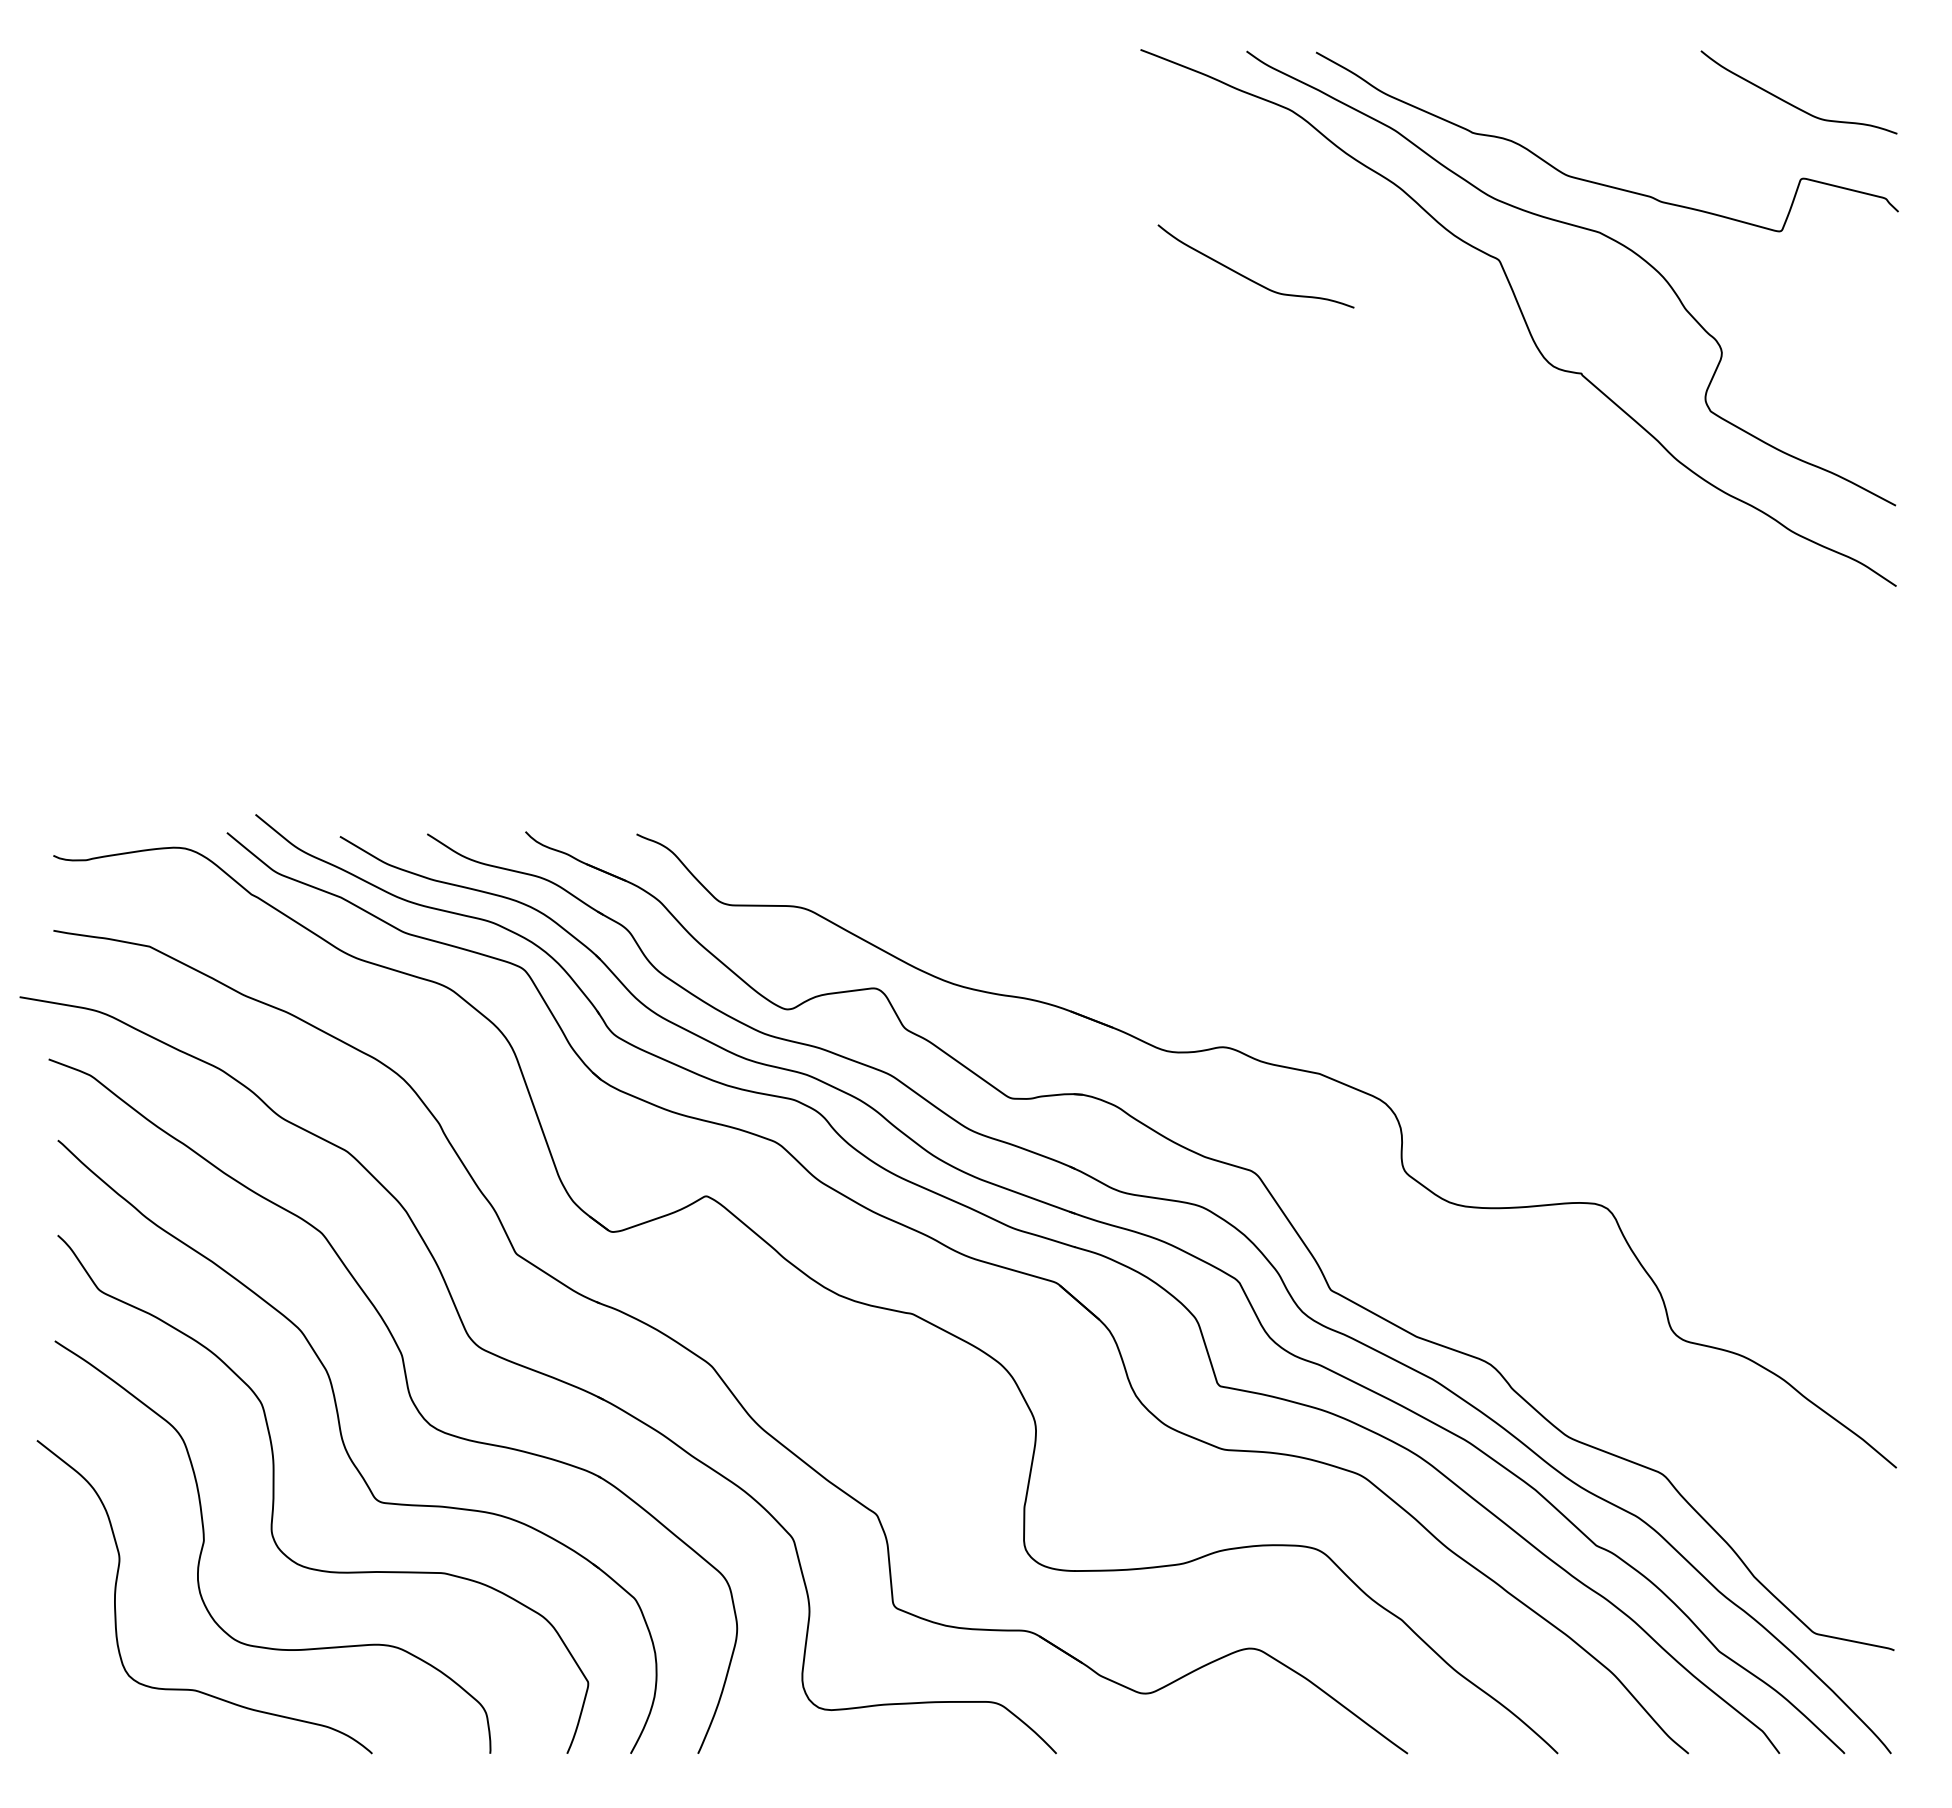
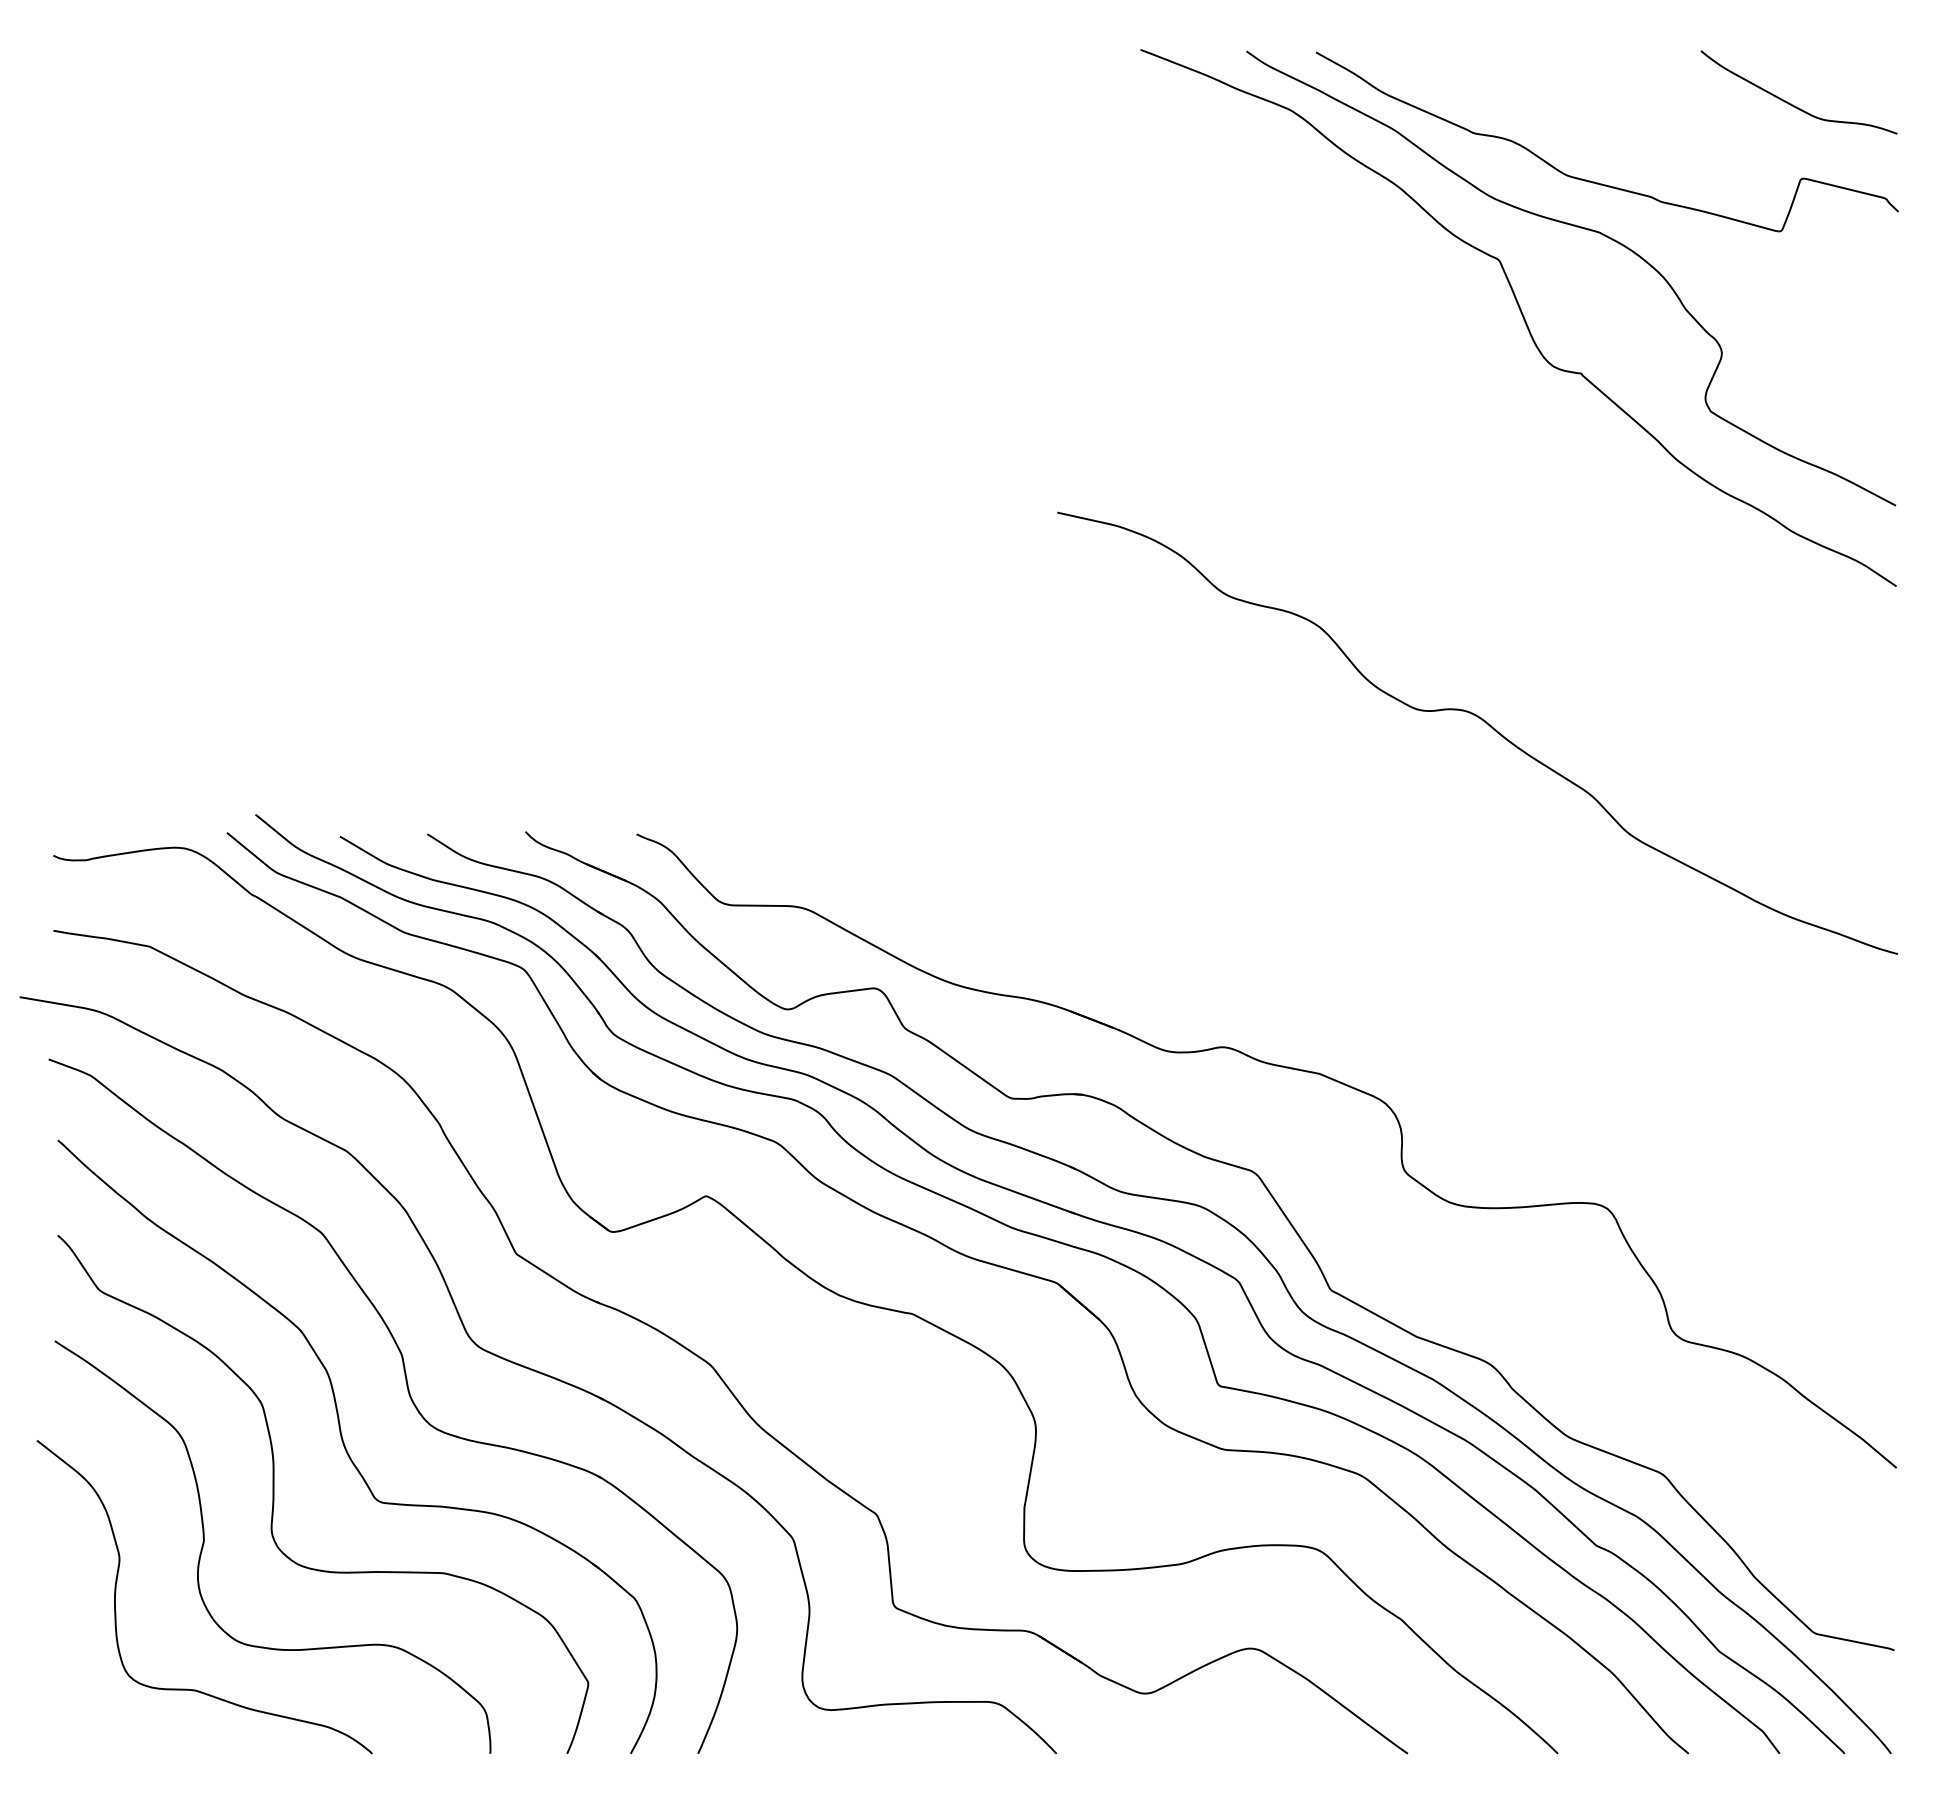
curve: present -> none (1248, 277)
curve: none -> present (1485, 723)
